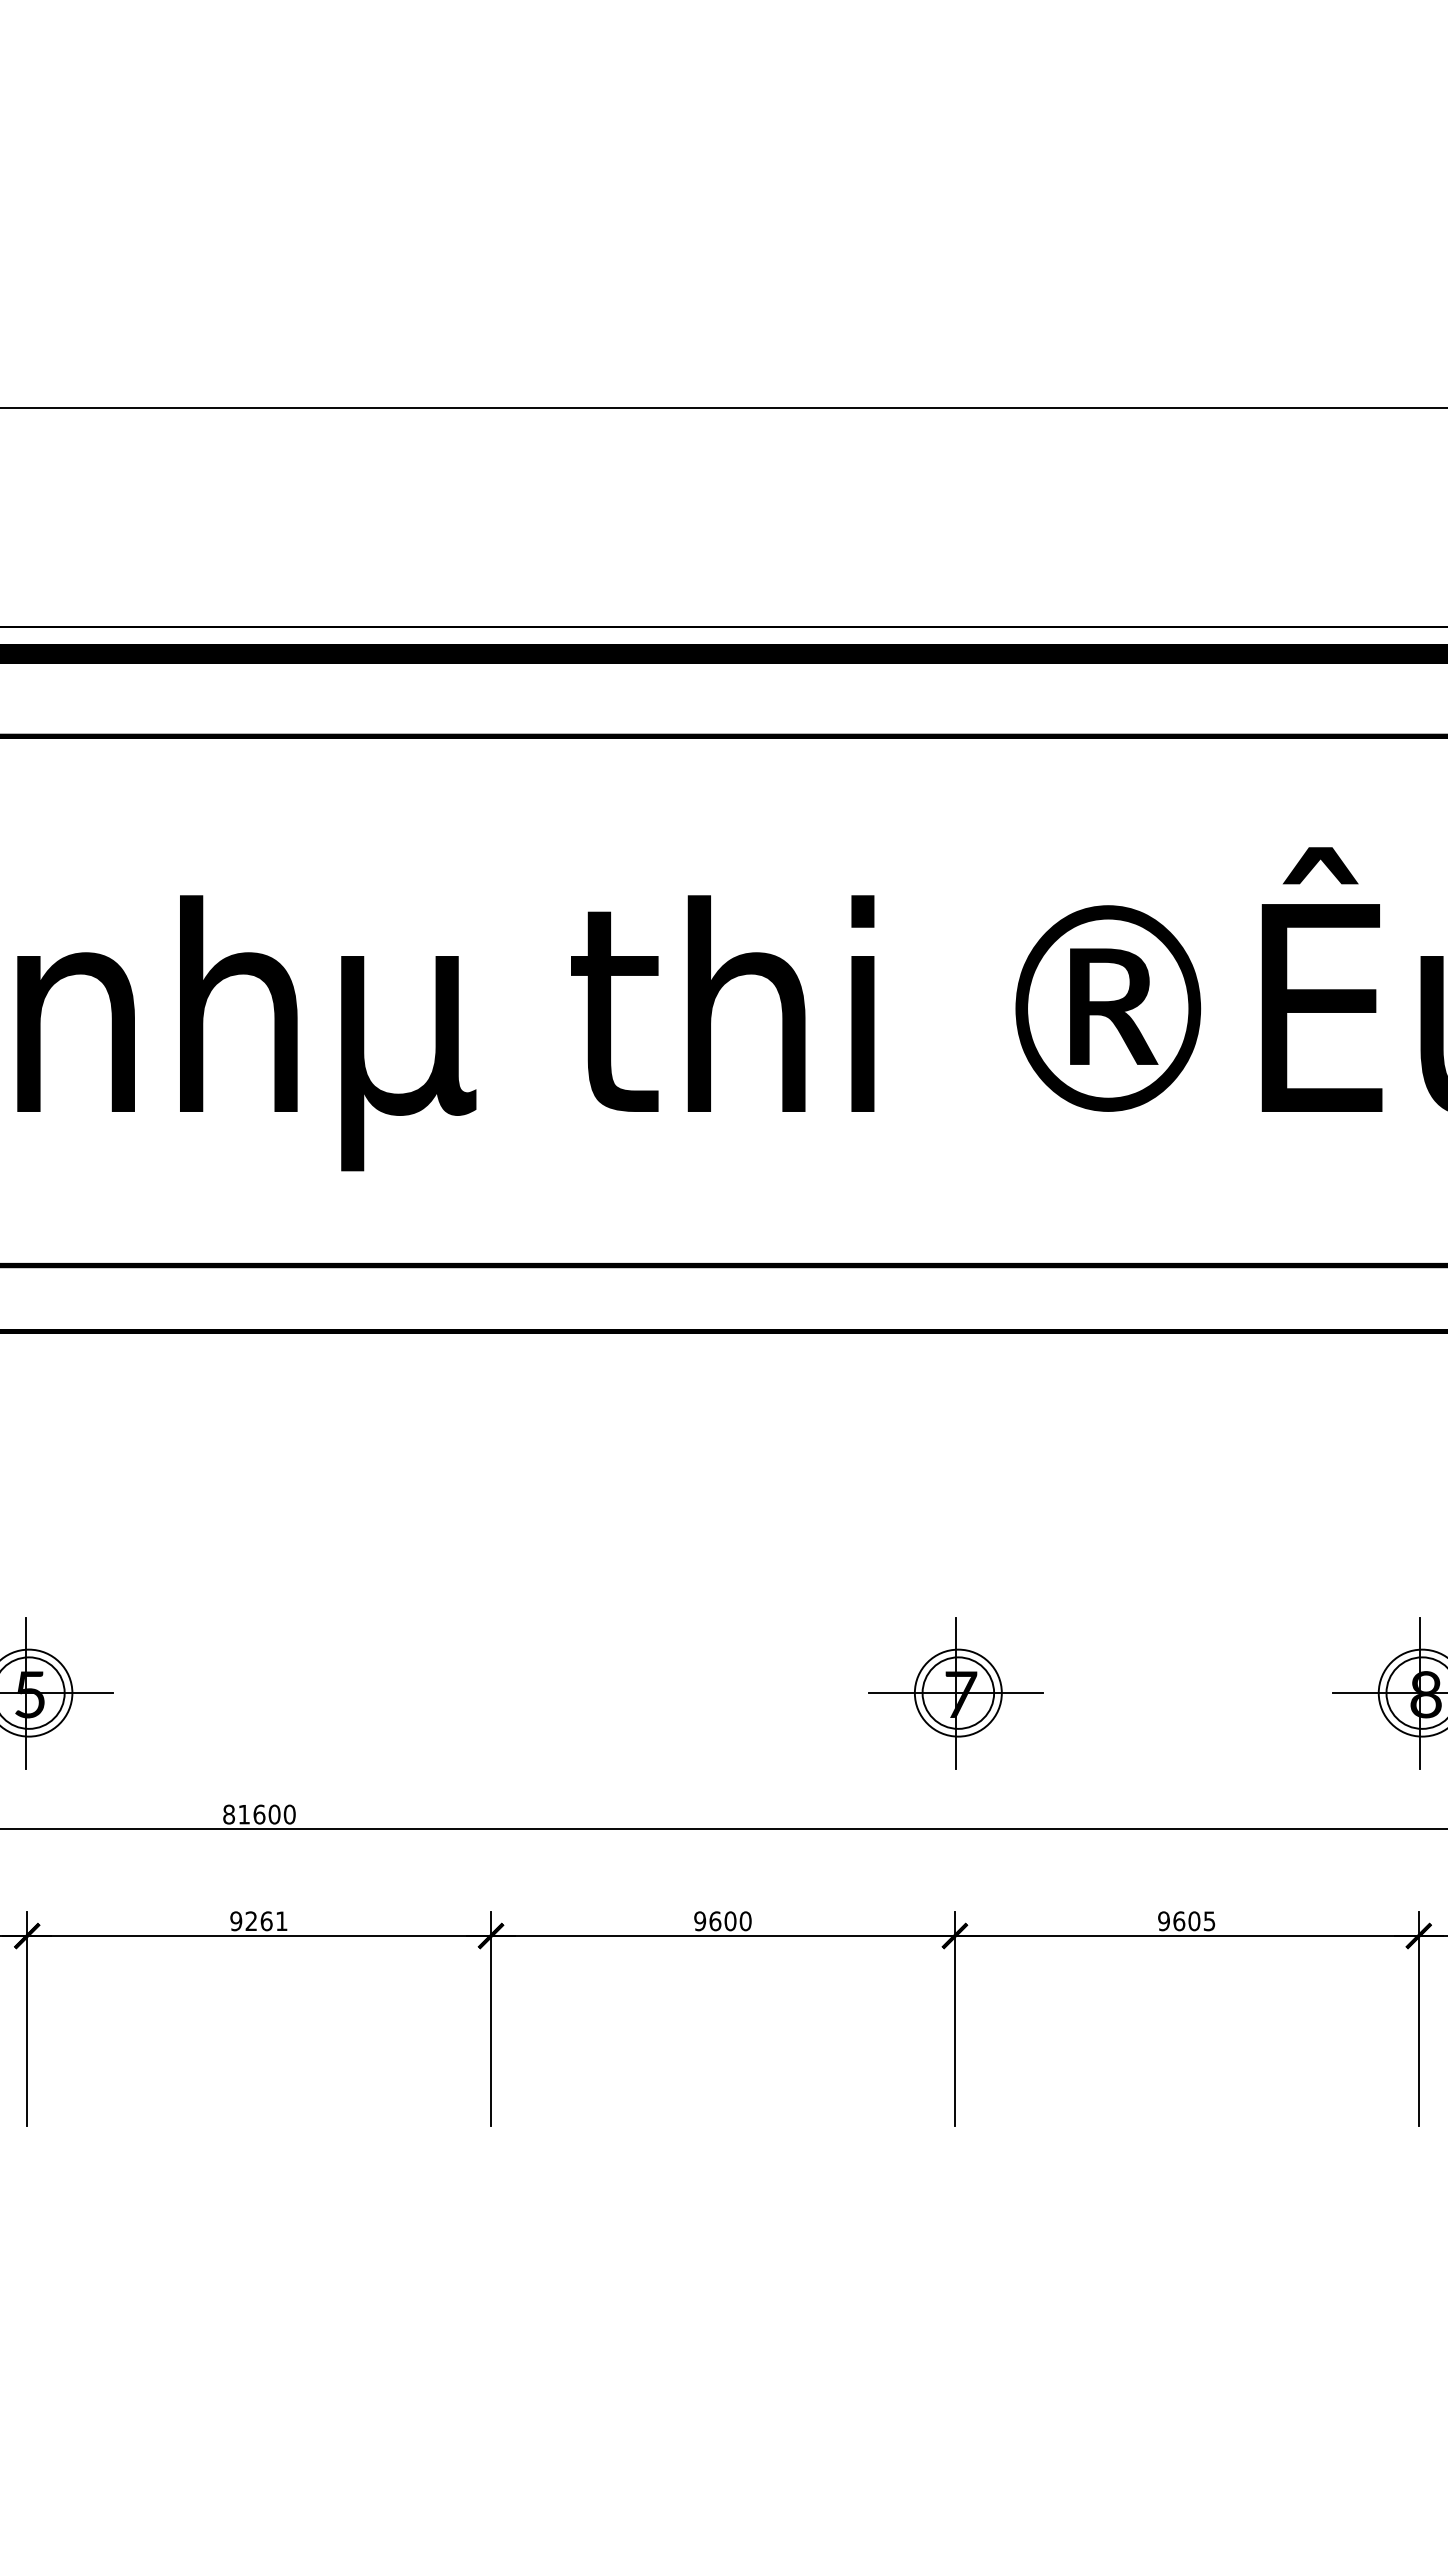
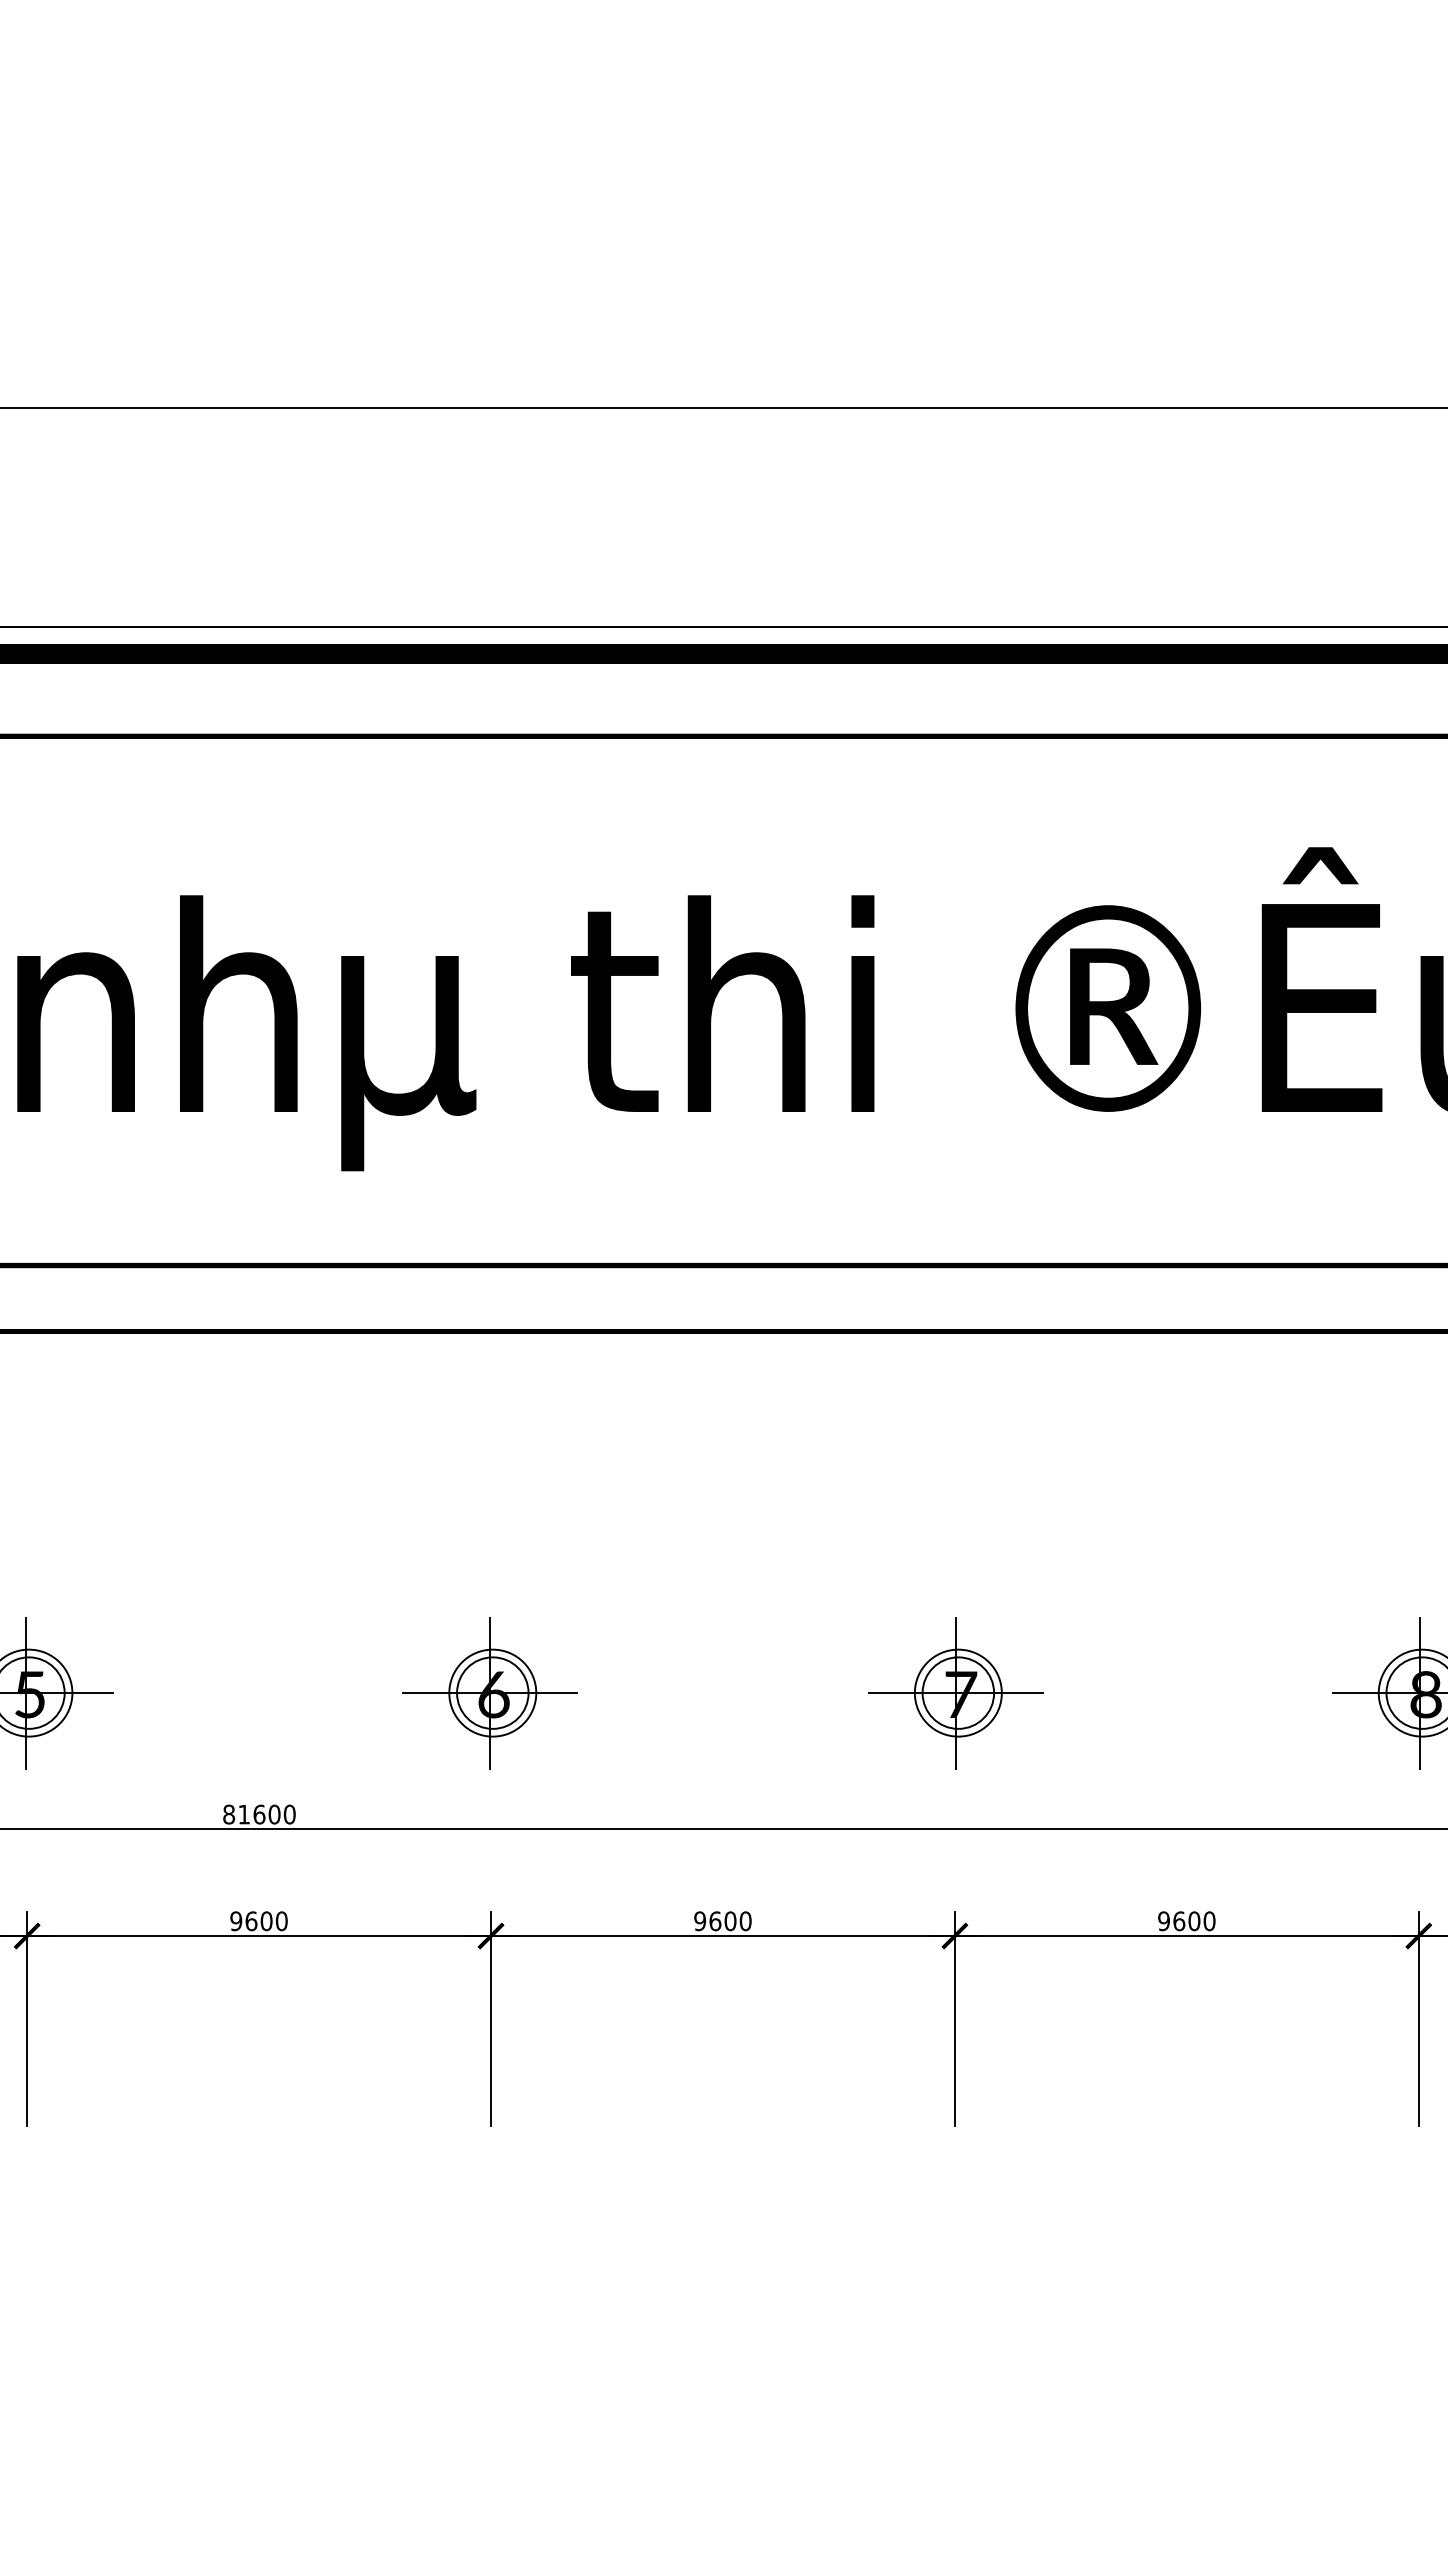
part: none -> present (489, 1693)
text: 9261 -> 9600 (266, 1921)
text: 9605 -> 9600 (1209, 1921)
